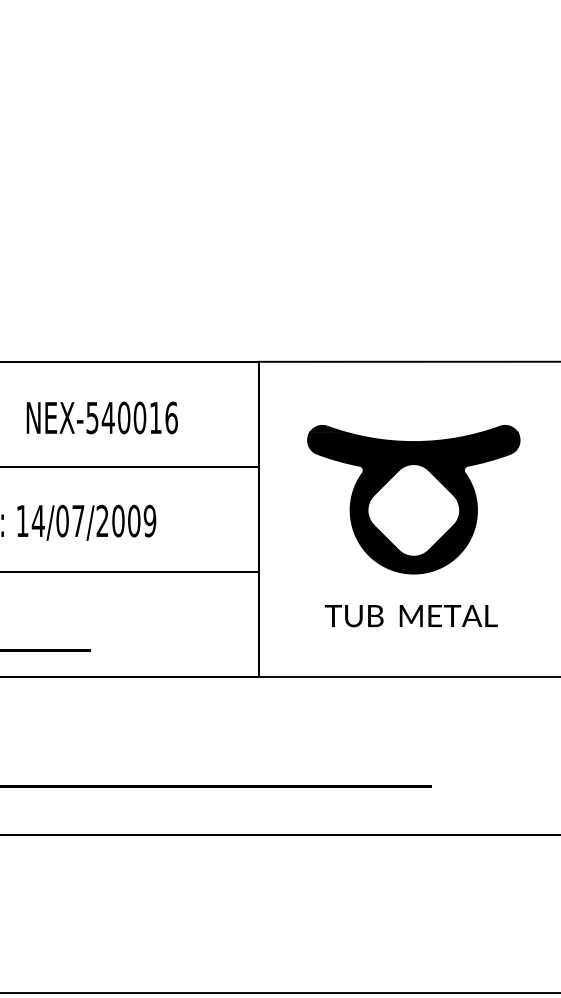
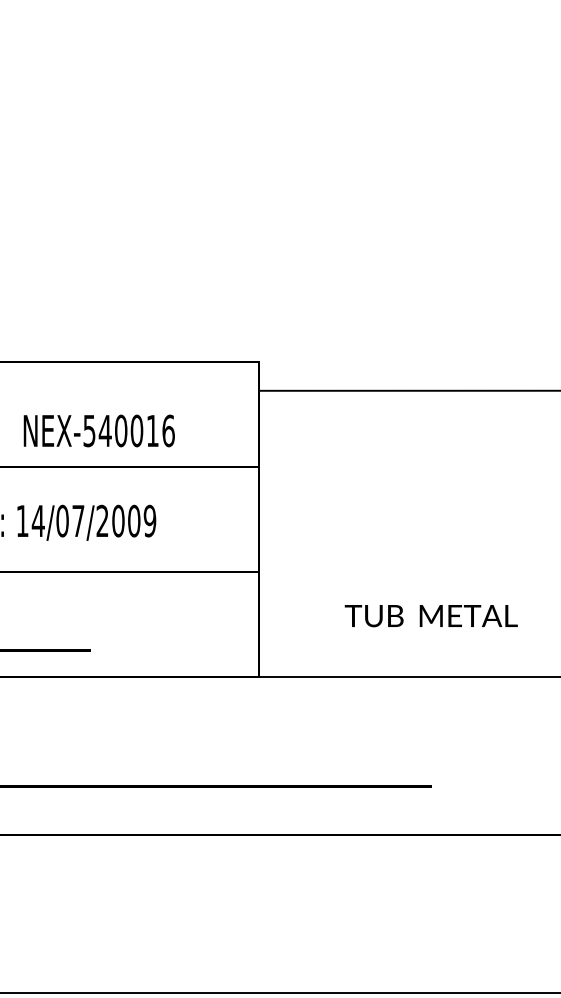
line position: (408, 361) -> (408, 390) (408, 390)
text position: (101, 417) -> (98, 430) (98, 430)
part: present -> none (413, 499)
text position: (410, 616) -> (430, 616) (430, 616)
